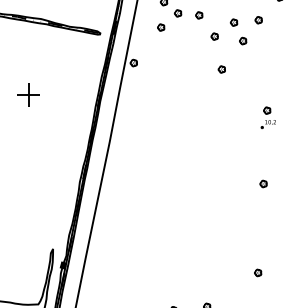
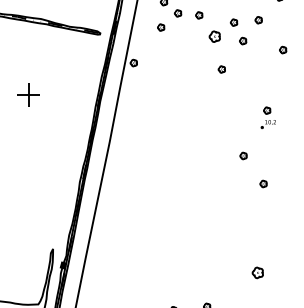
part size: 9x9 px -> 13x13 px (214, 36)
part: none -> present (283, 49)
part: none -> present (243, 155)
part size: 9x10 px -> 13x14 px (257, 272)
